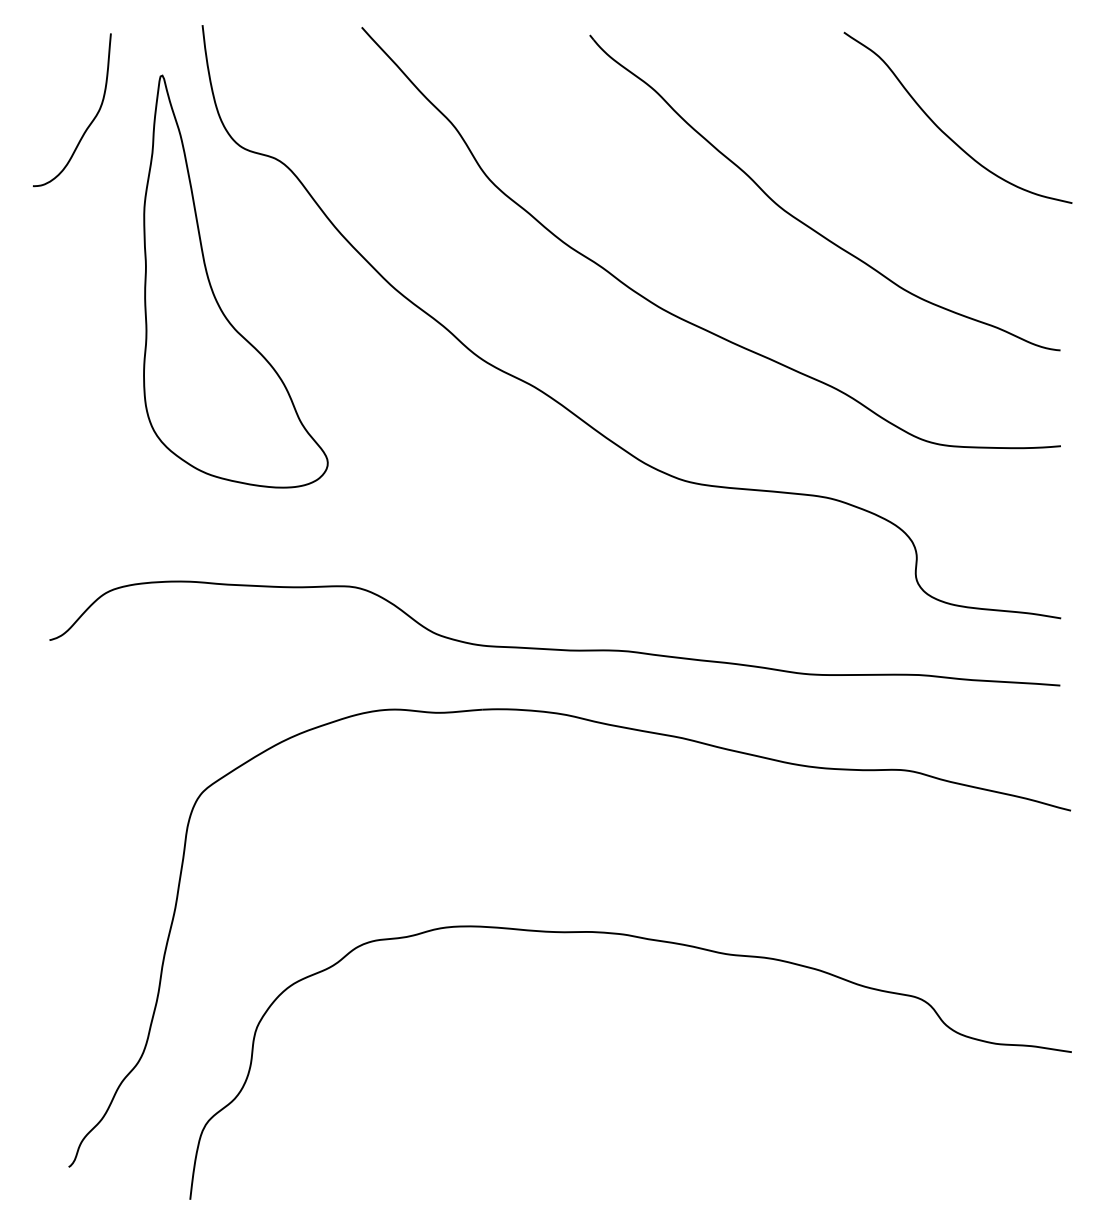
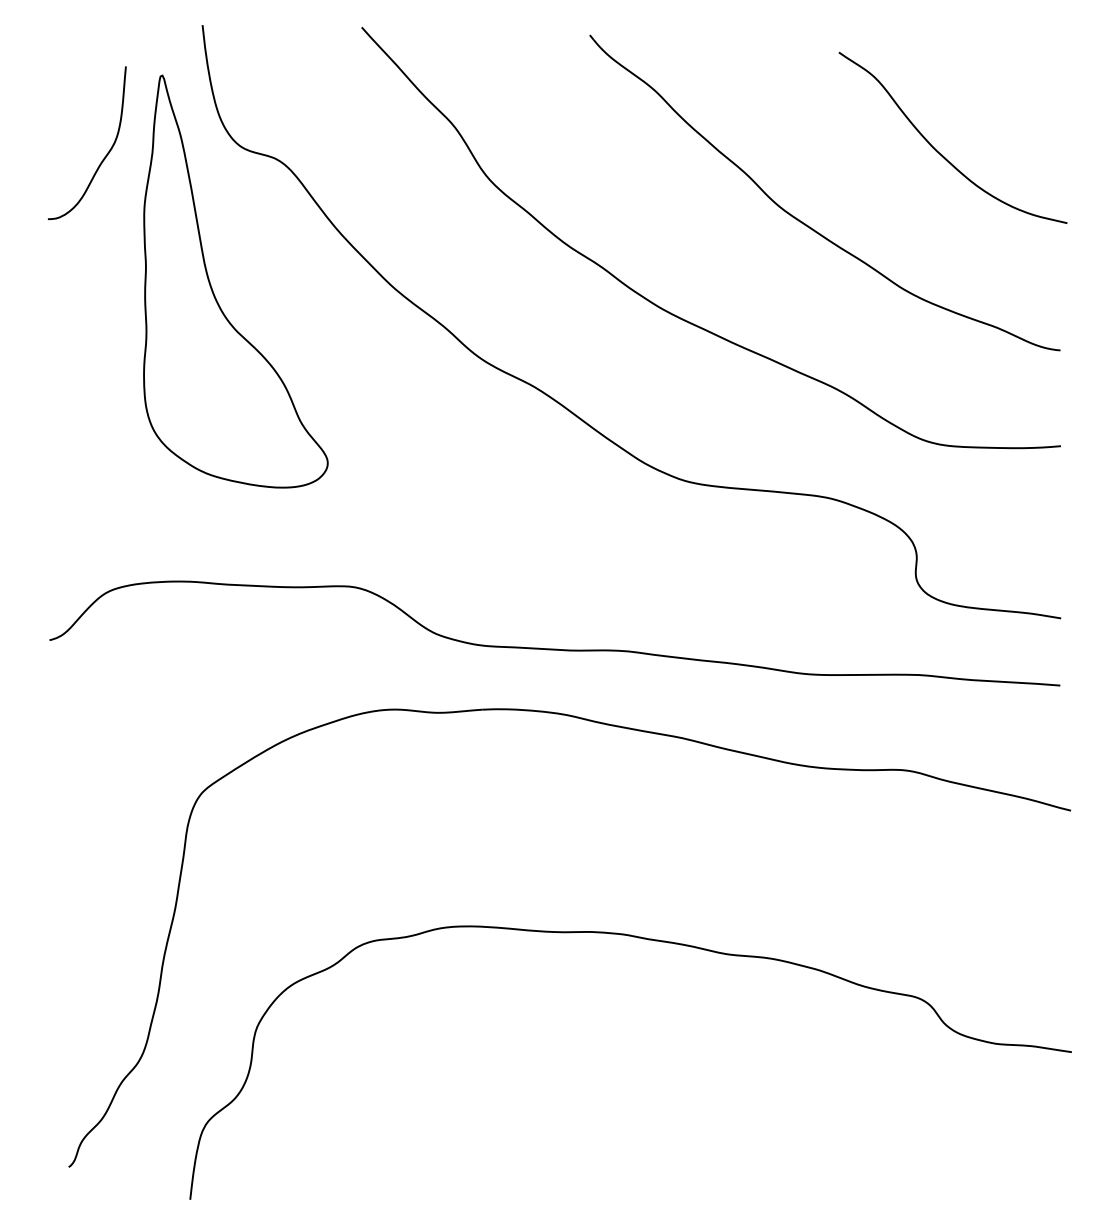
curve position: (89, 123) -> (104, 156) (104, 156)
curve position: (947, 134) -> (942, 154) (942, 154)
